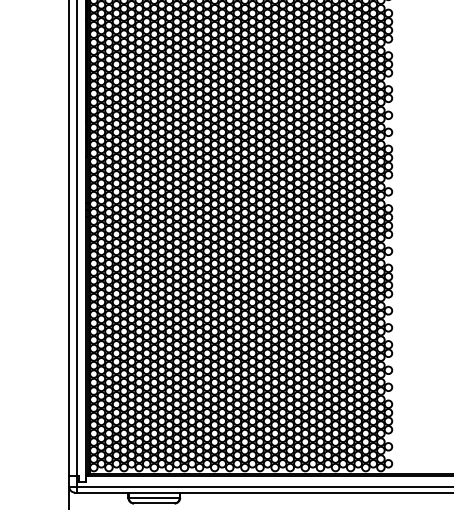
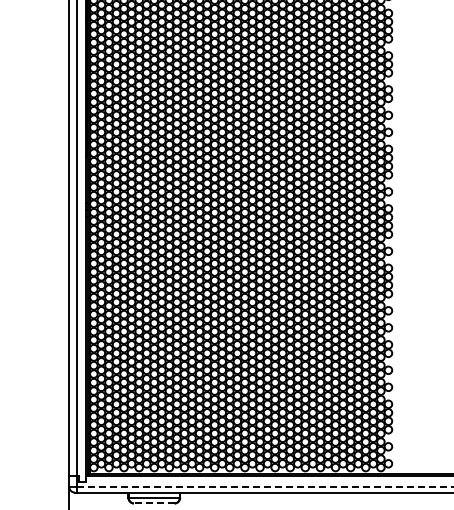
line: solid -> dashed (265, 486)
line: solid -> dashed (153, 503)
